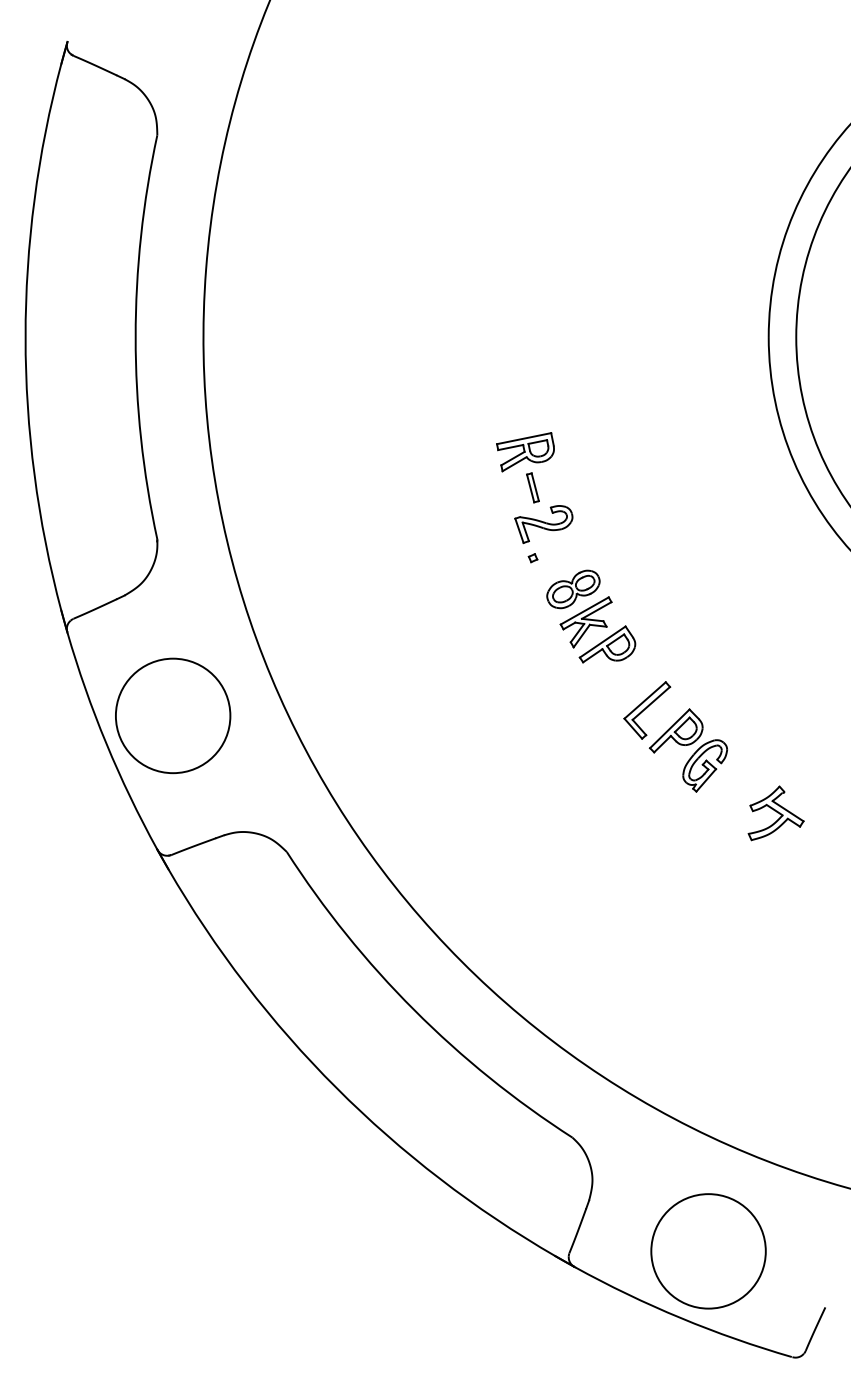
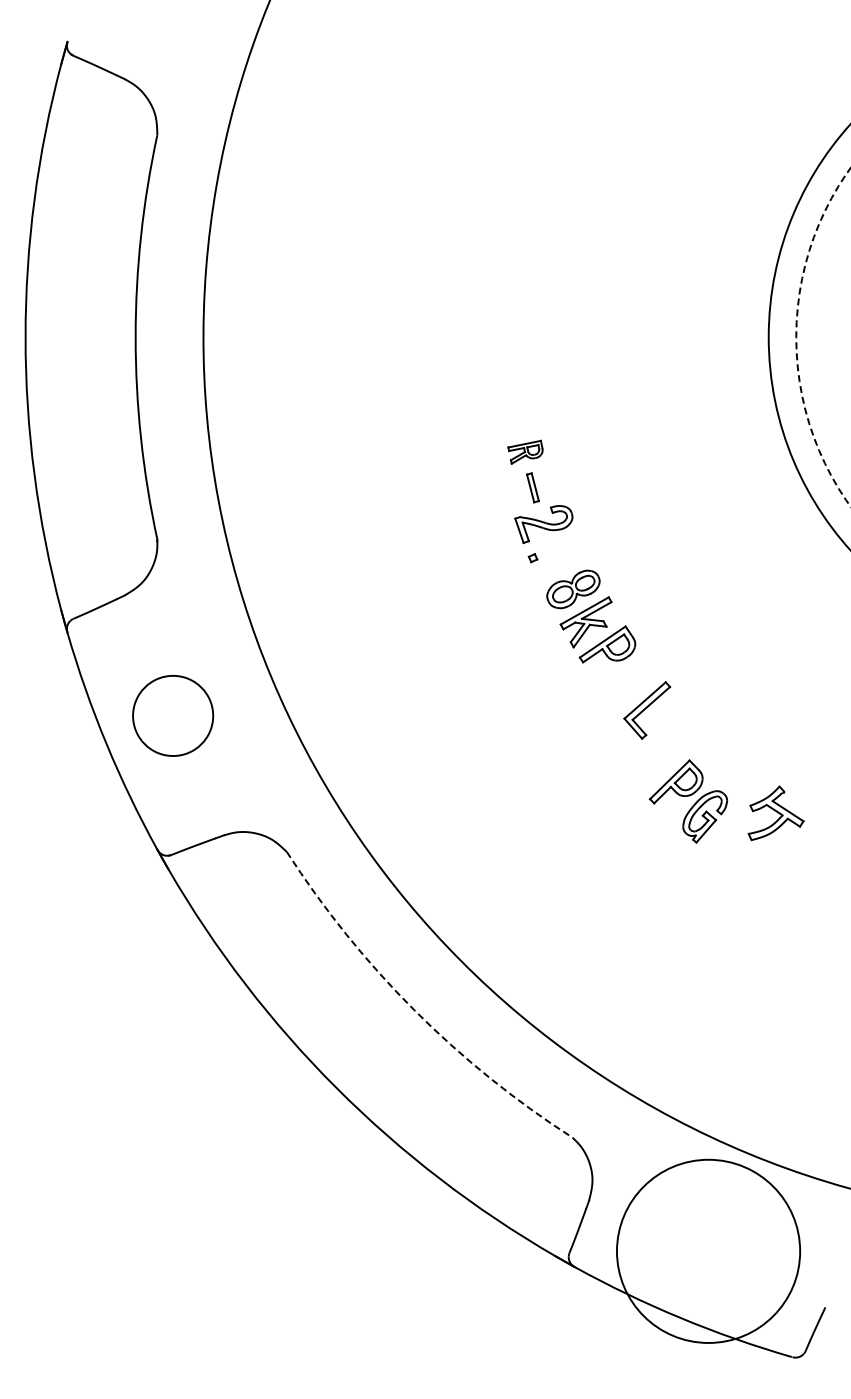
circle: solid -> dashed (823, 337)
part size: 59x41 px -> 37x26 px (525, 451)
circle diameter: 114 px -> 80 px (173, 715)
part position: (687, 750) -> (687, 801) (687, 801)
arc: solid -> dashed (414, 1010)
circle diameter: 114 px -> 183 px (708, 1250)
